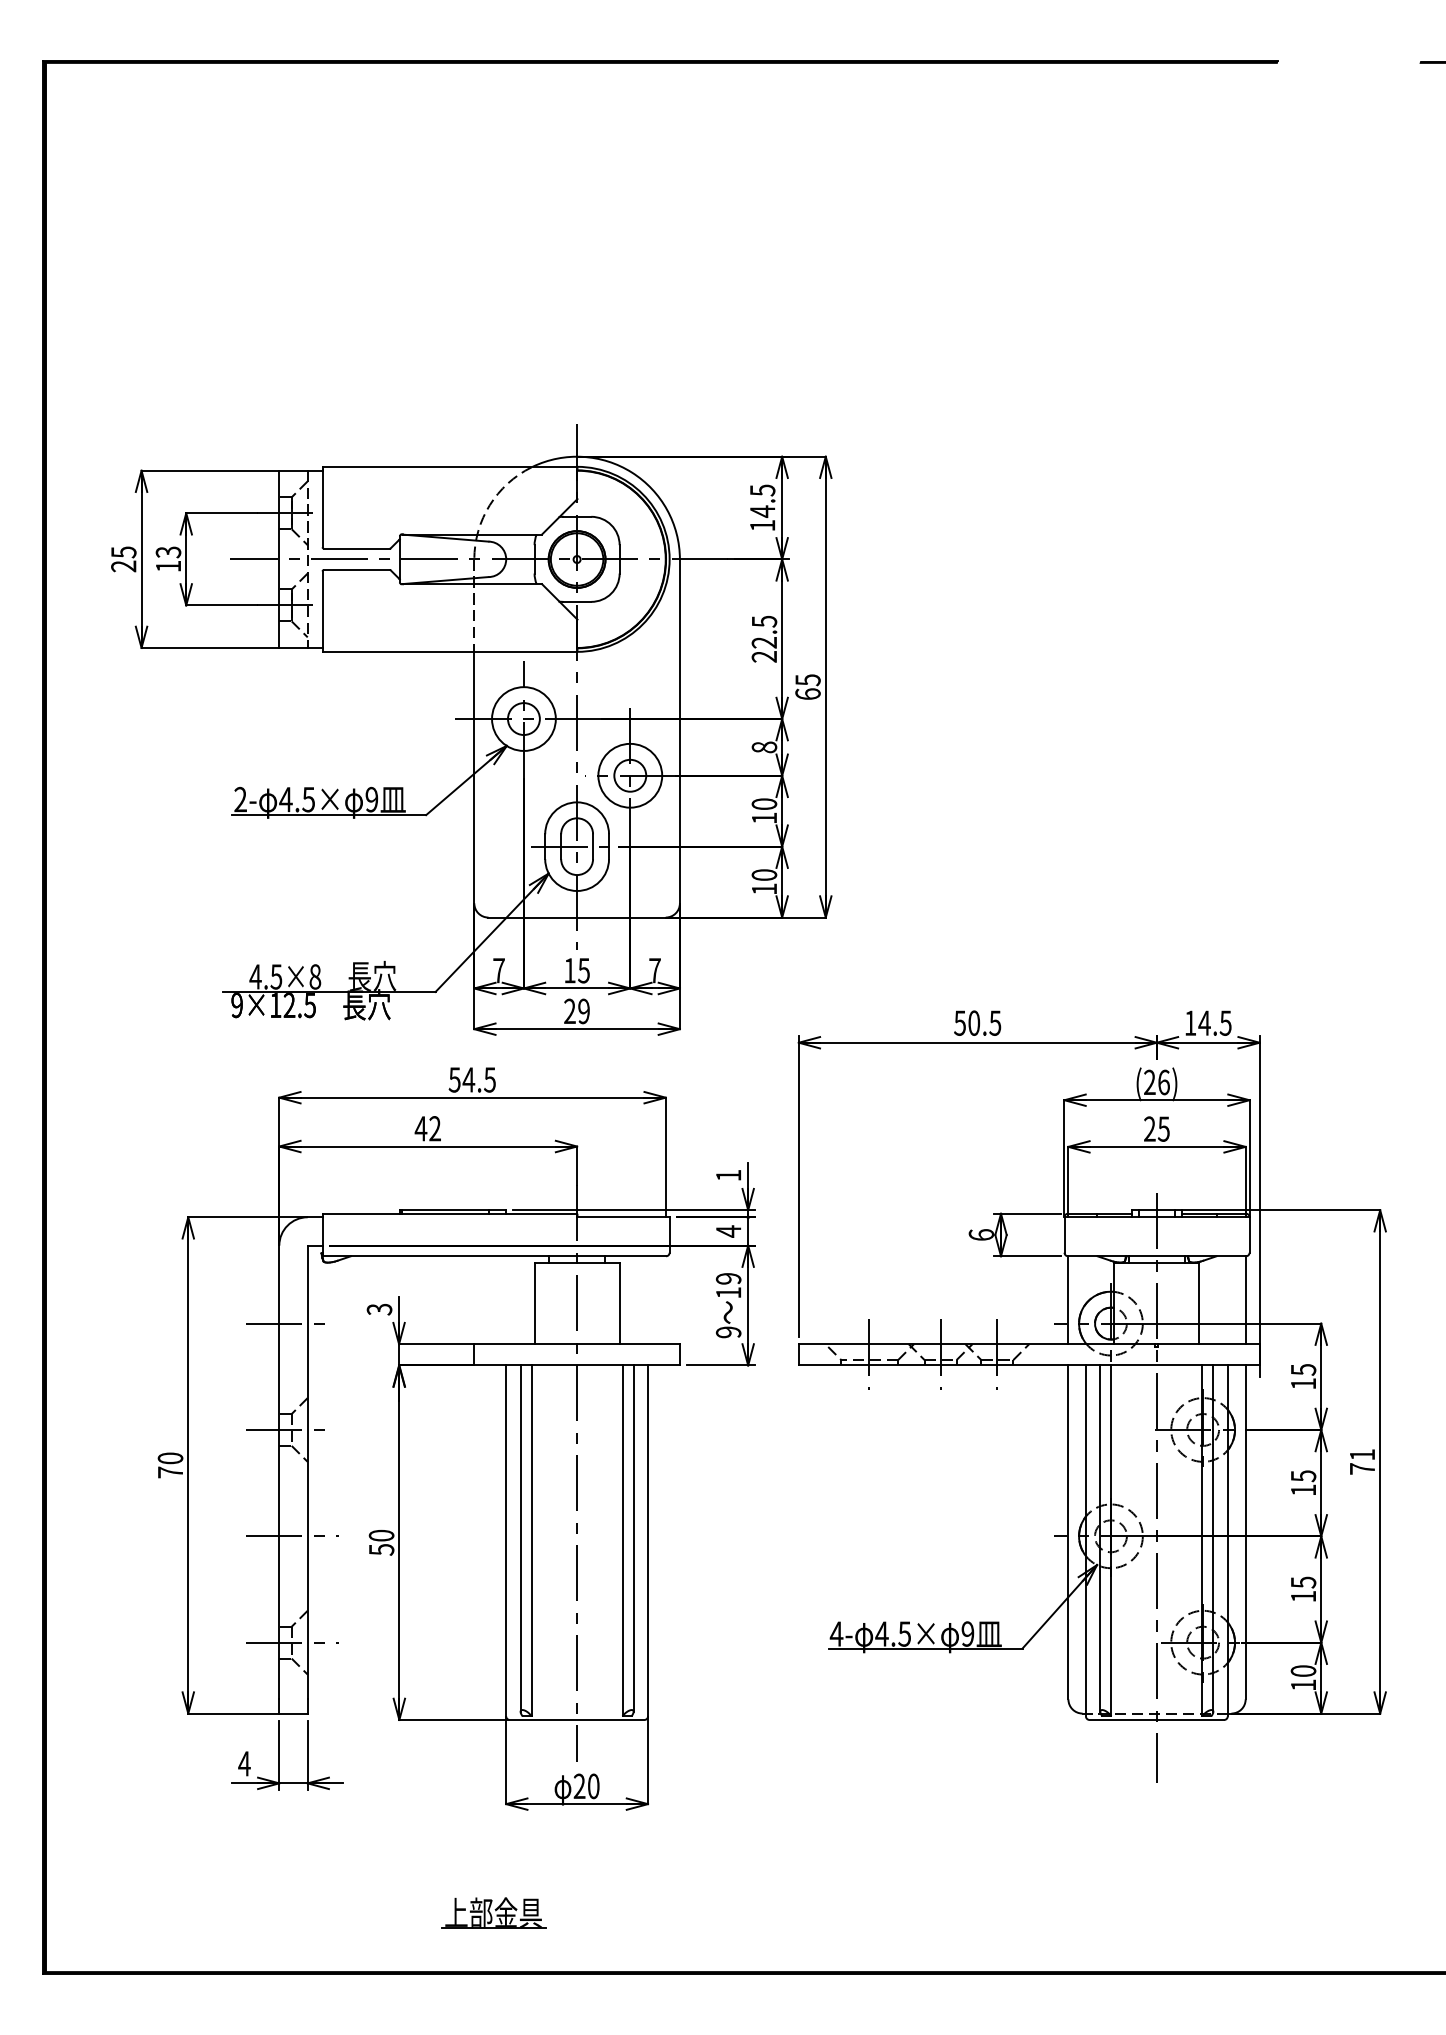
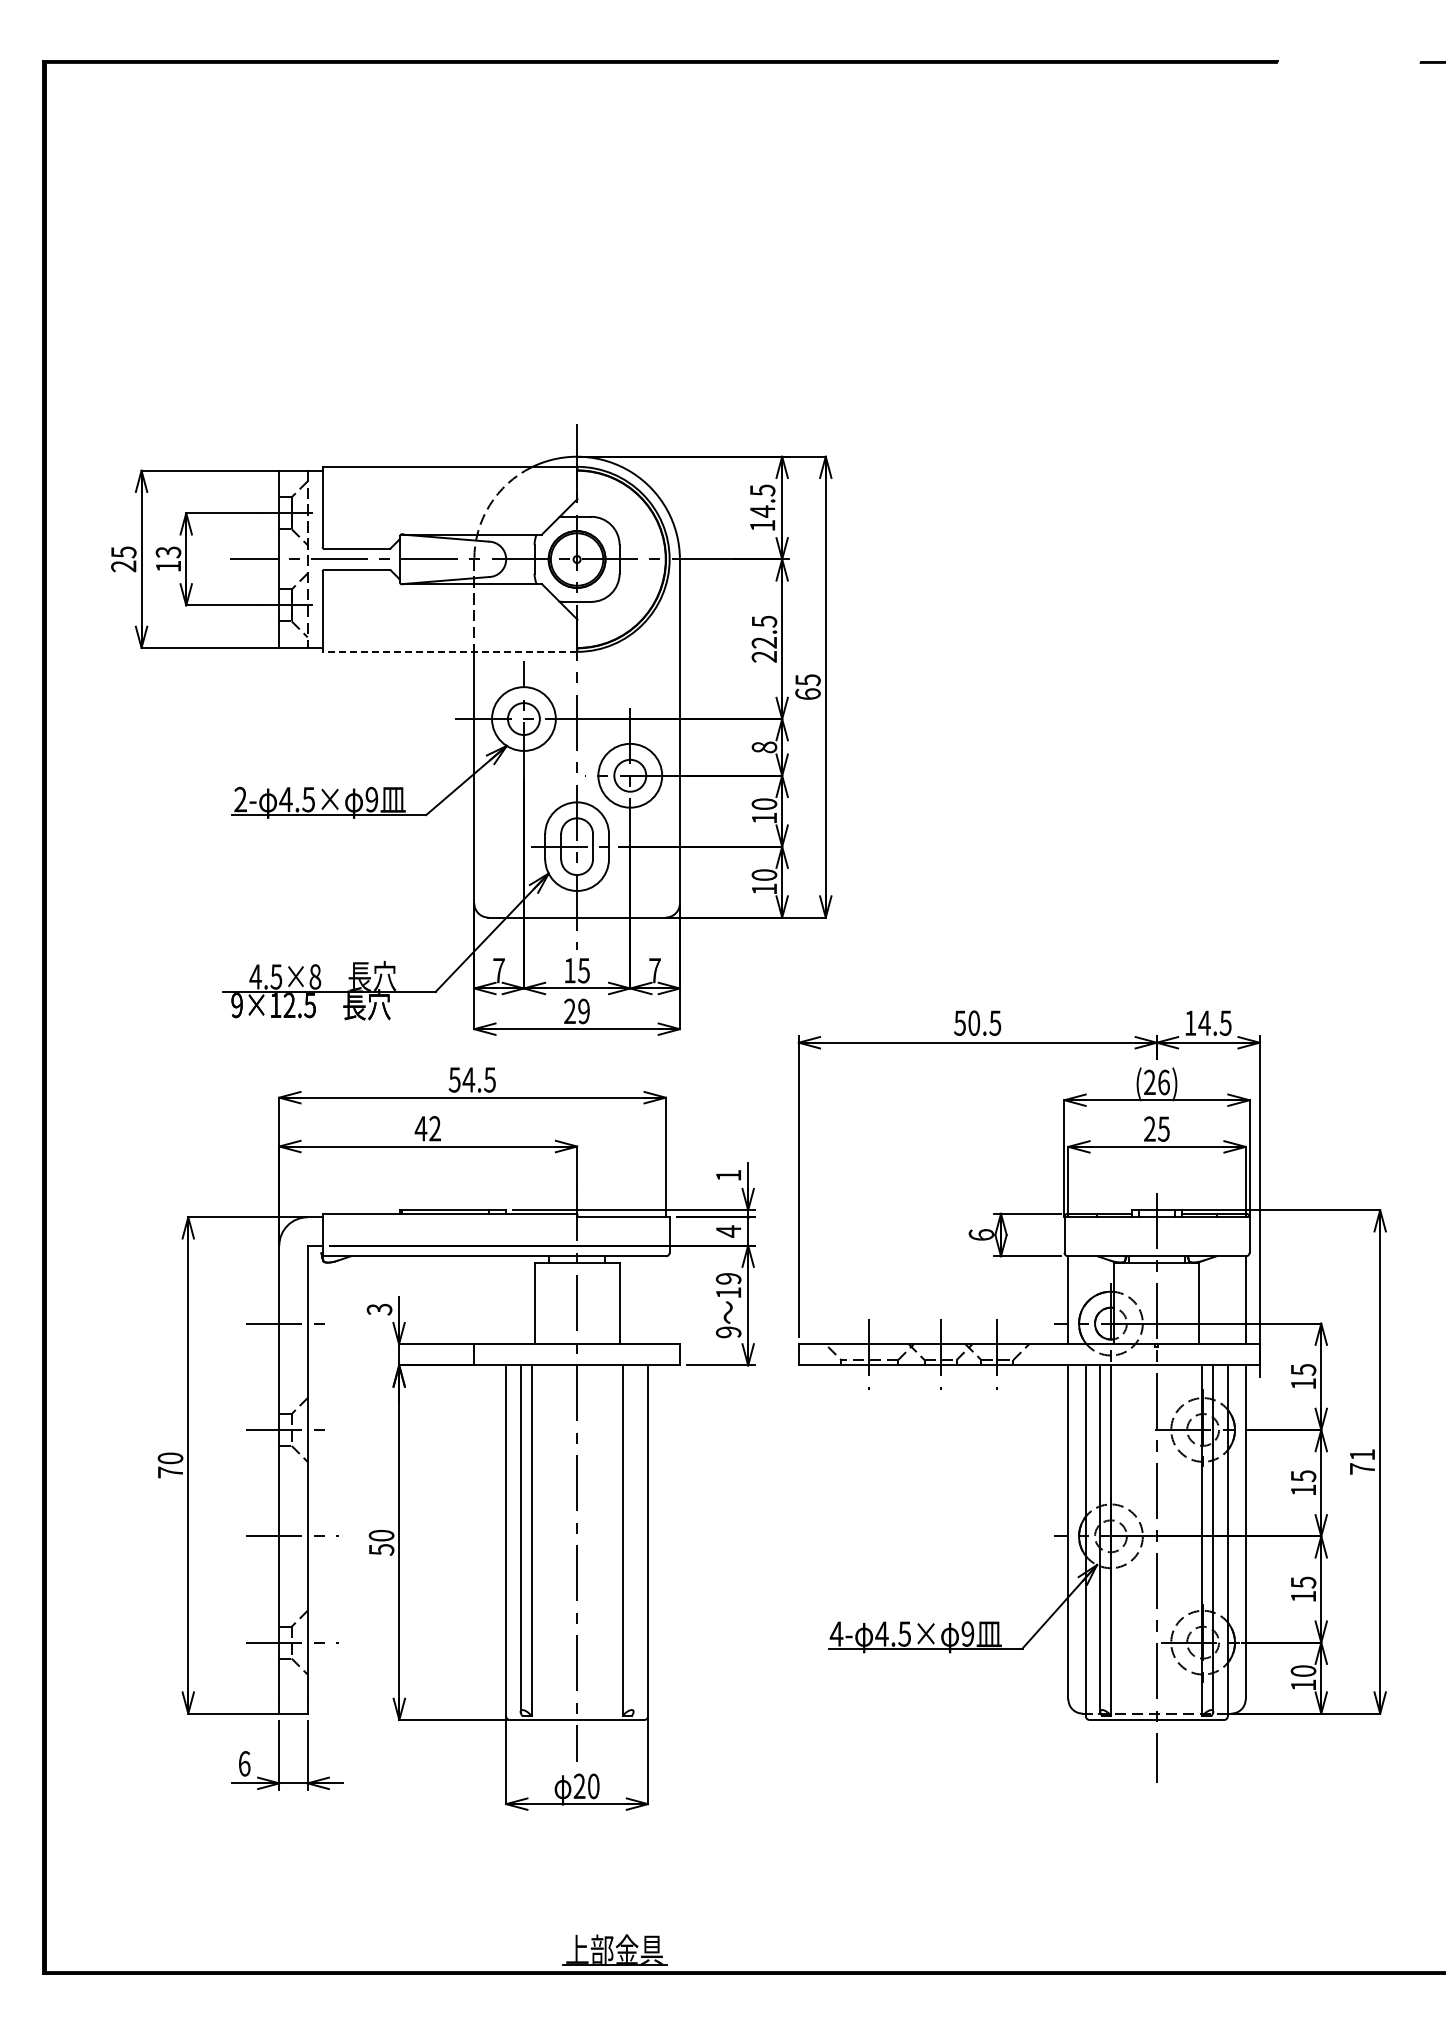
line: solid -> dashed (449, 651)
line: present -> none (633, 1538)
text: 4 -> 6 (244, 1763)
part position: (493, 1912) -> (614, 1949) (614, 1949)
